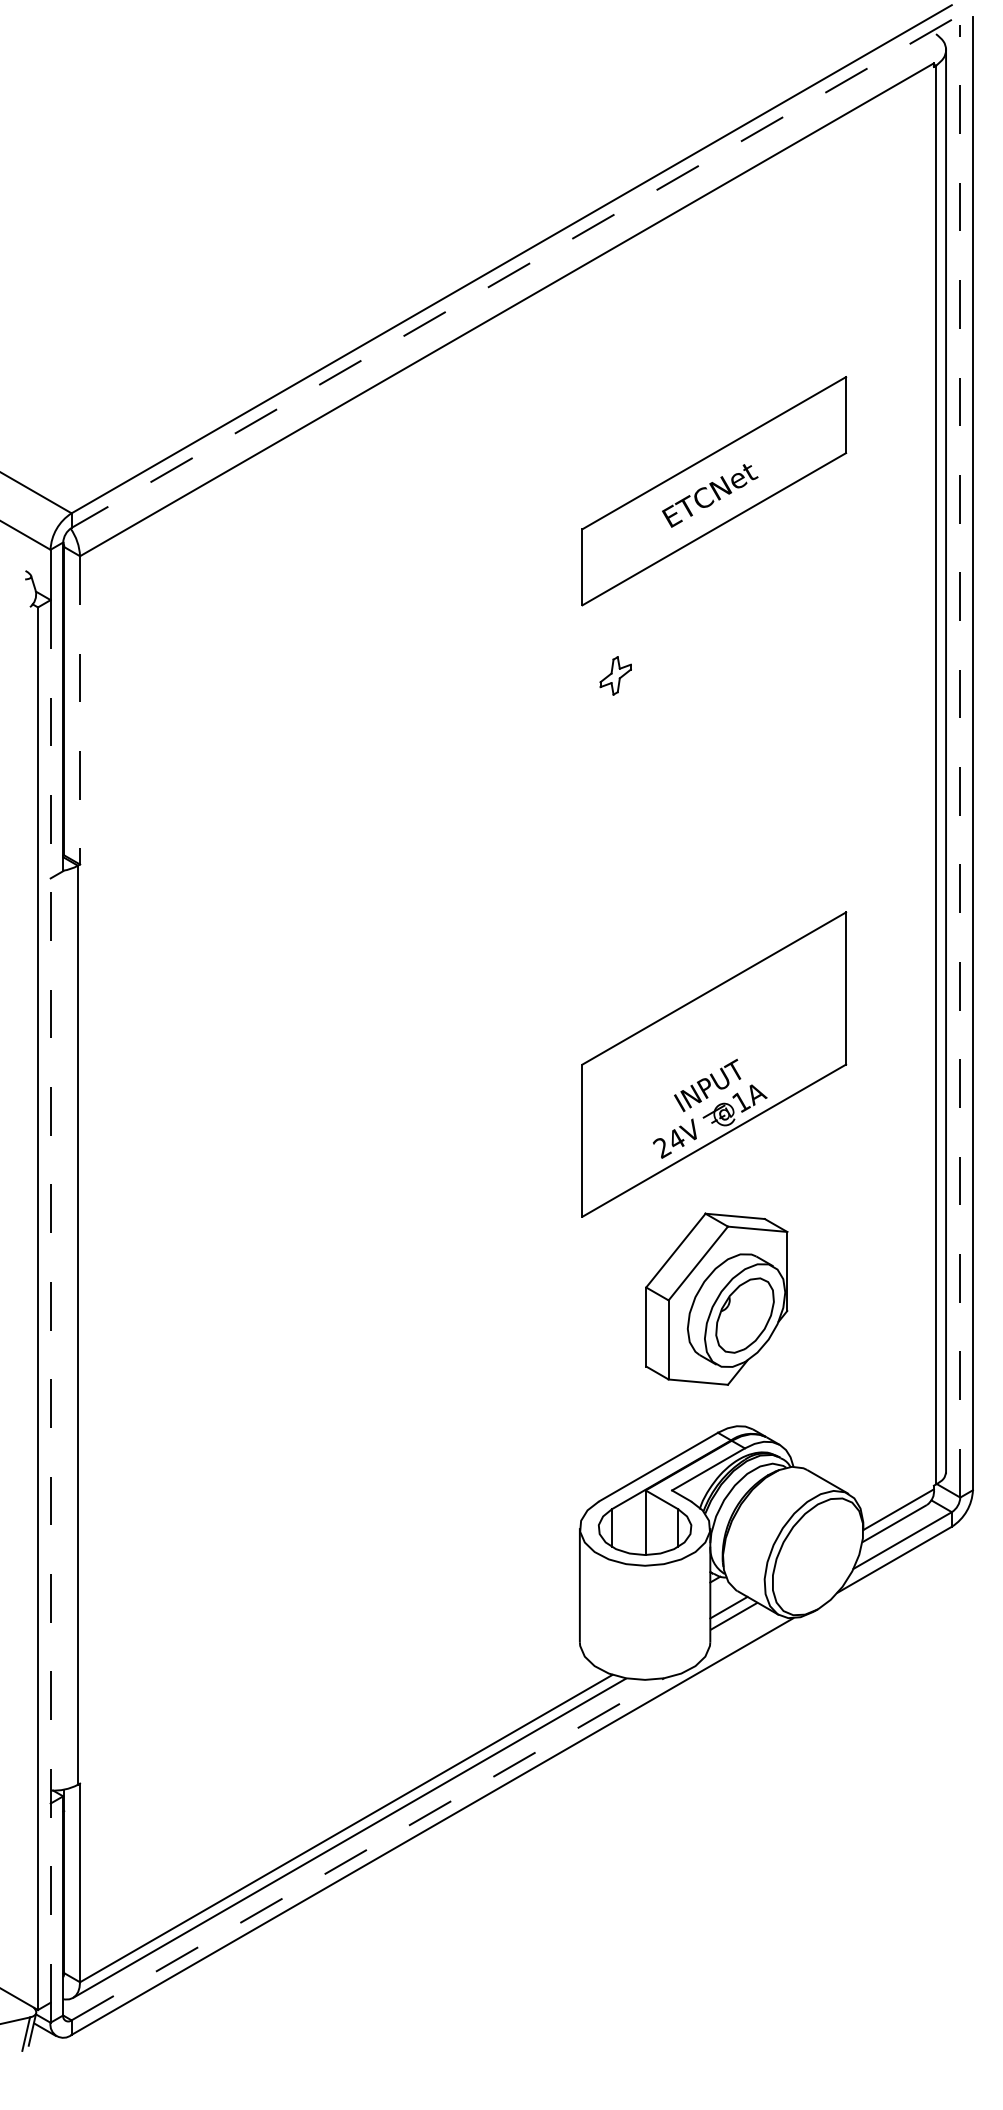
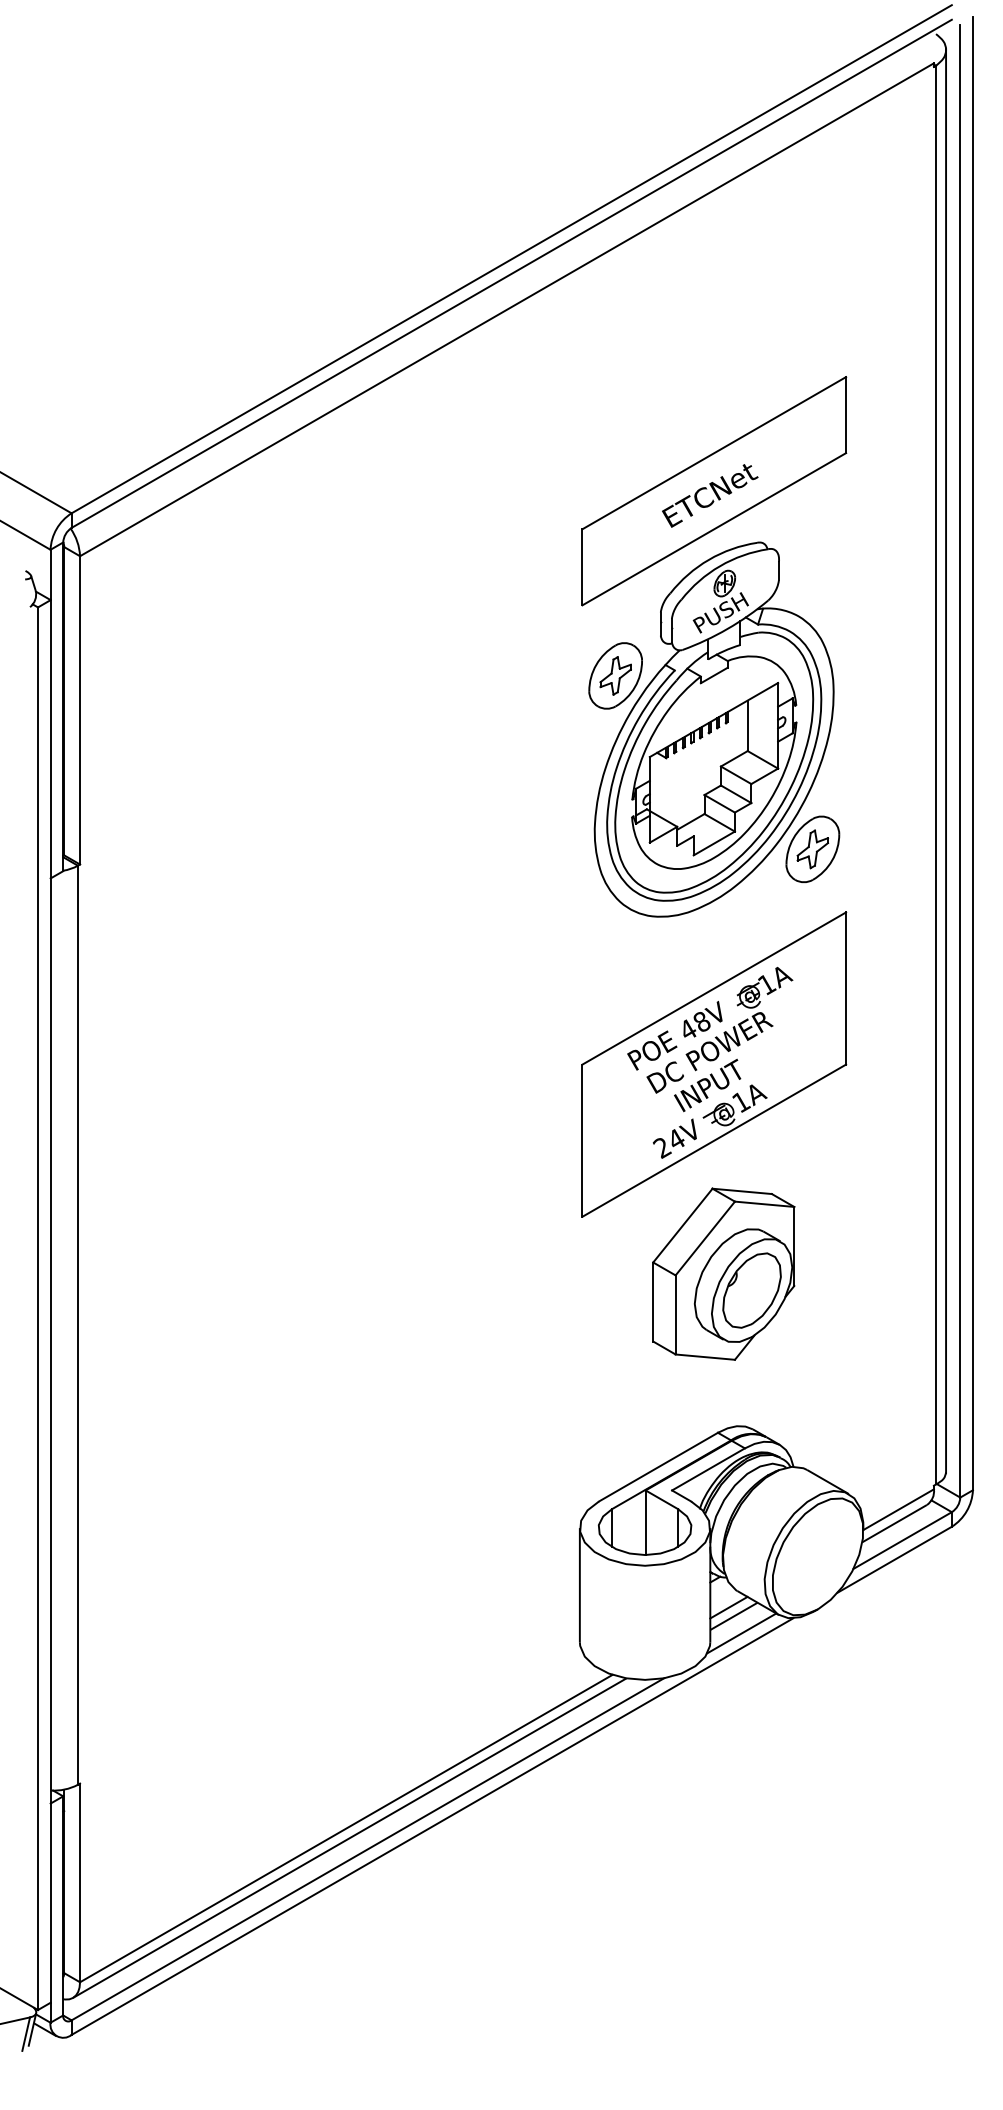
line: dashed -> solid (511, 274)
line: dashed -> solid (80, 710)
part: none -> present (714, 729)
line: dashed -> solid (960, 760)
part: none -> present (710, 1030)
part position: (716, 1298) -> (723, 1273) (723, 1273)
line: dashed -> solid (50, 1301)
line: none -> present (741, 1633)
line: dashed -> solid (368, 1849)
